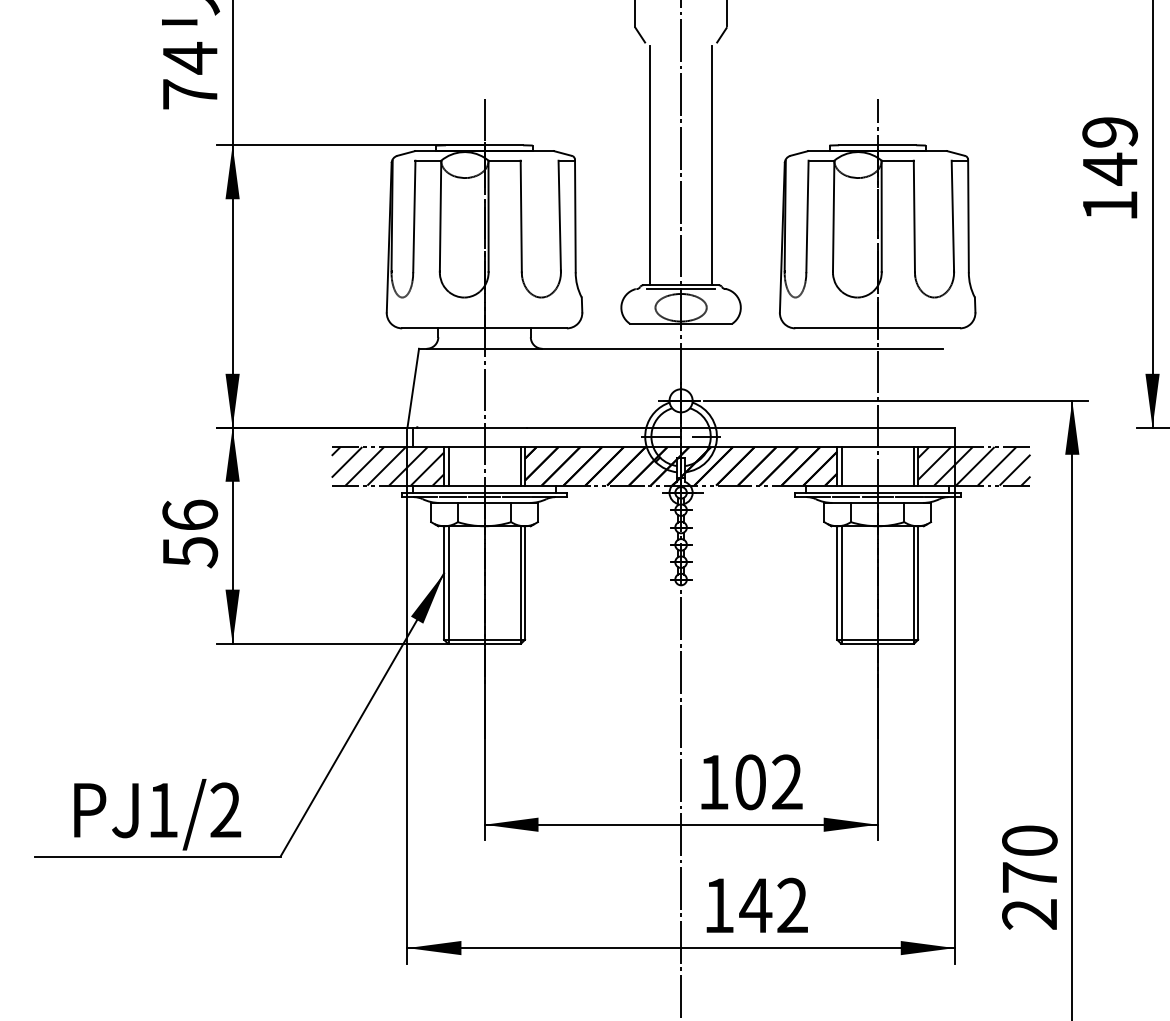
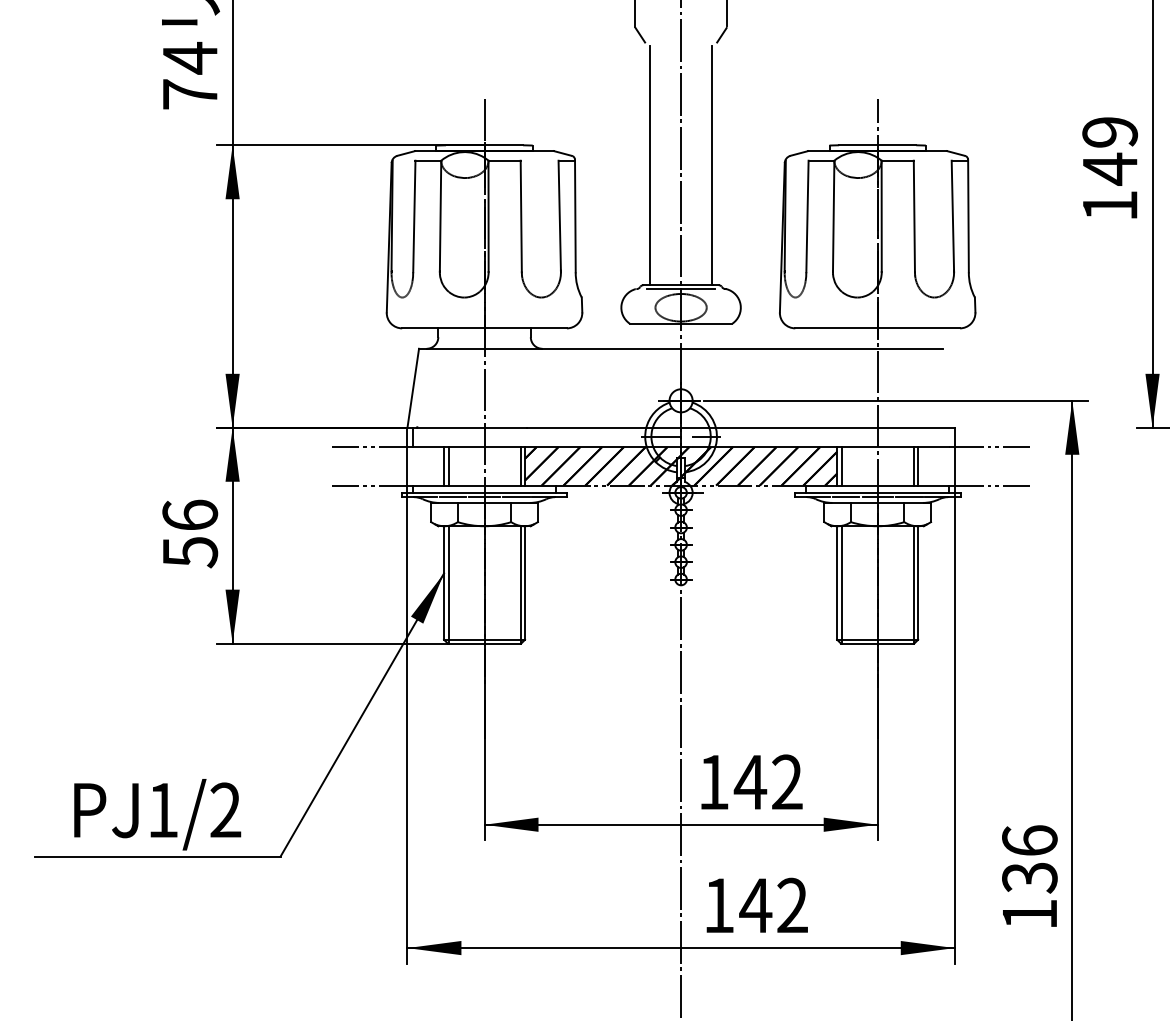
hatch: present -> none (387, 466)
hatch: present -> none (974, 466)
text: 102 -> 142 (750, 782)
text: 270 -> 136 (1029, 877)
